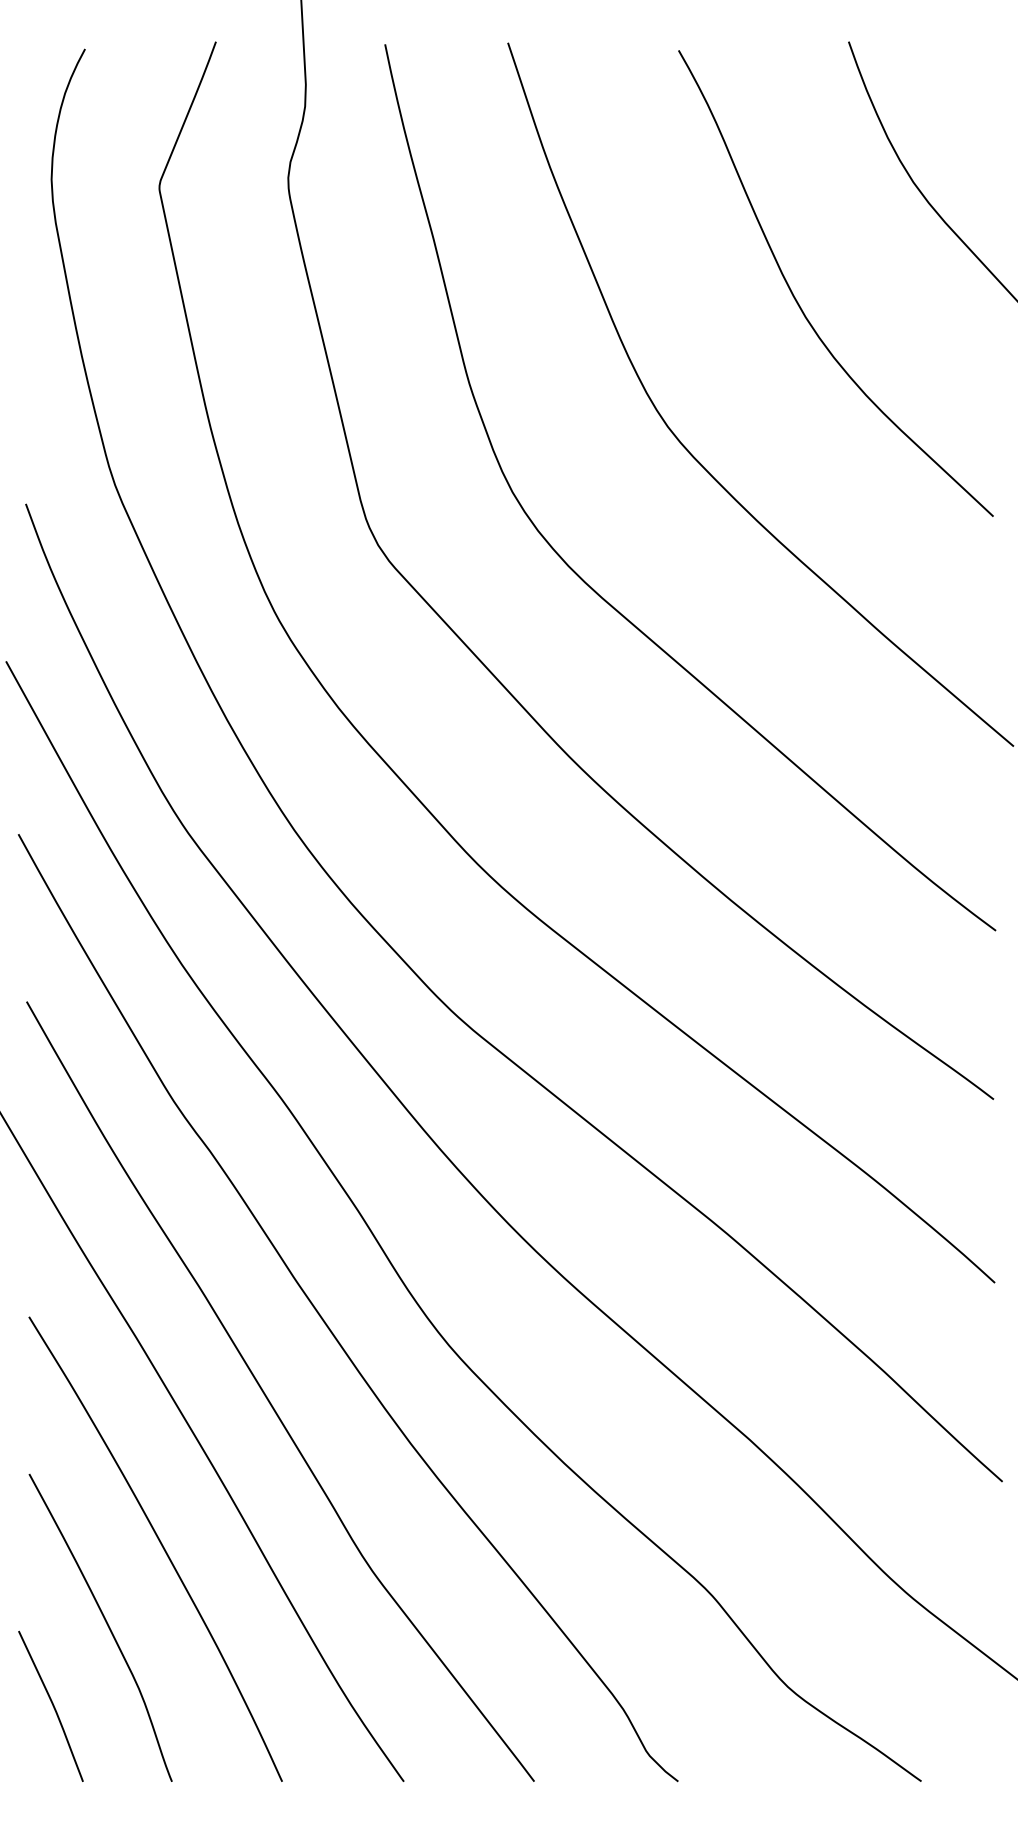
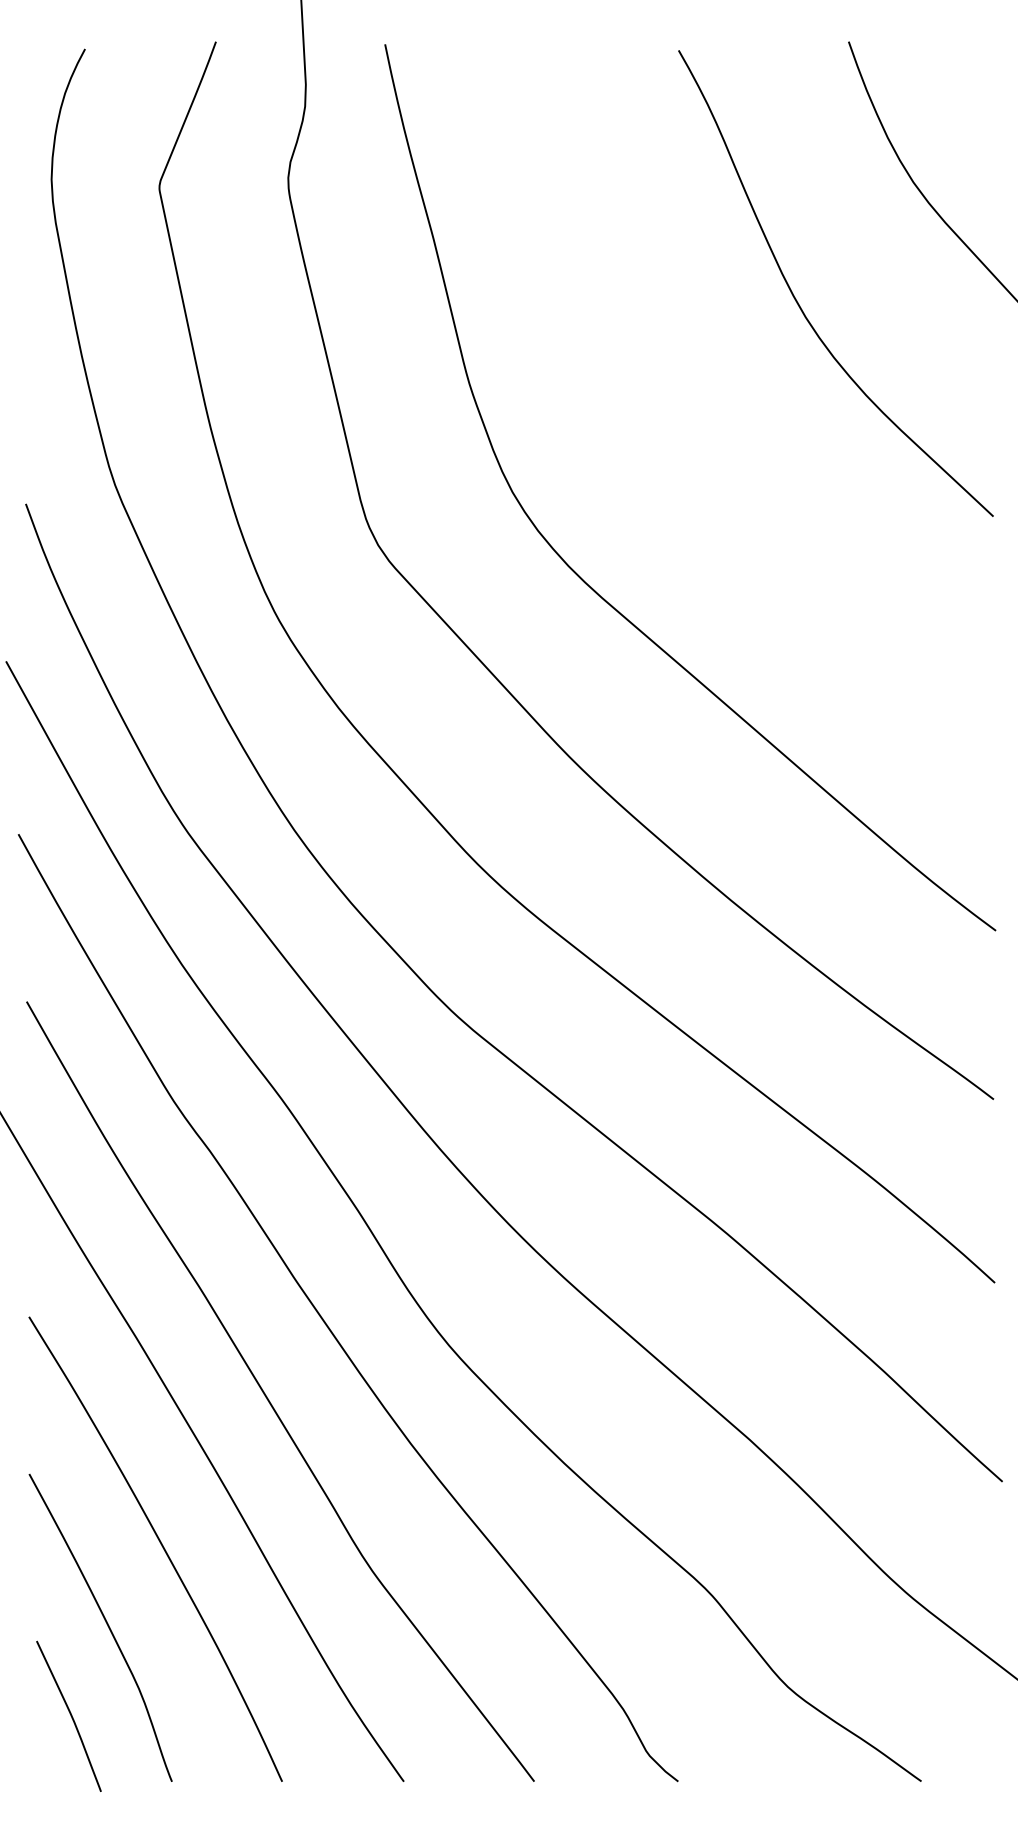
curve: present -> none (696, 458)
curve position: (52, 1705) -> (70, 1715) (70, 1715)
